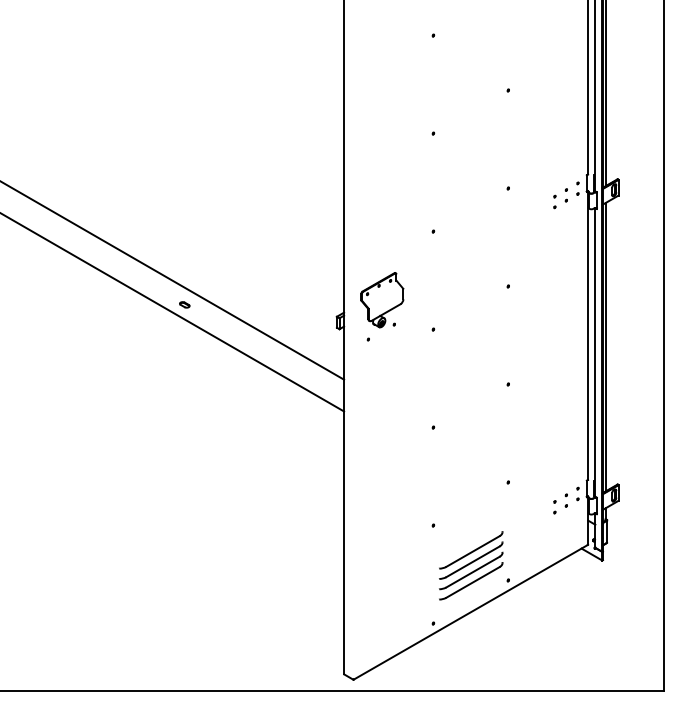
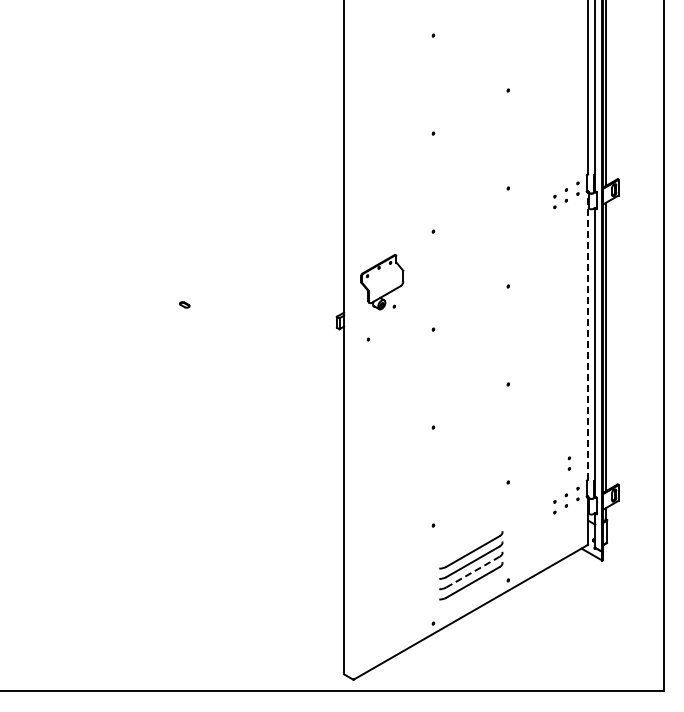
line: present -> none (173, 280)
part position: (382, 300) -> (382, 282) (382, 282)
line: present -> none (173, 312)
line: solid -> dashed (588, 334)
part: none -> present (568, 463)
line: solid -> dashed (472, 572)
